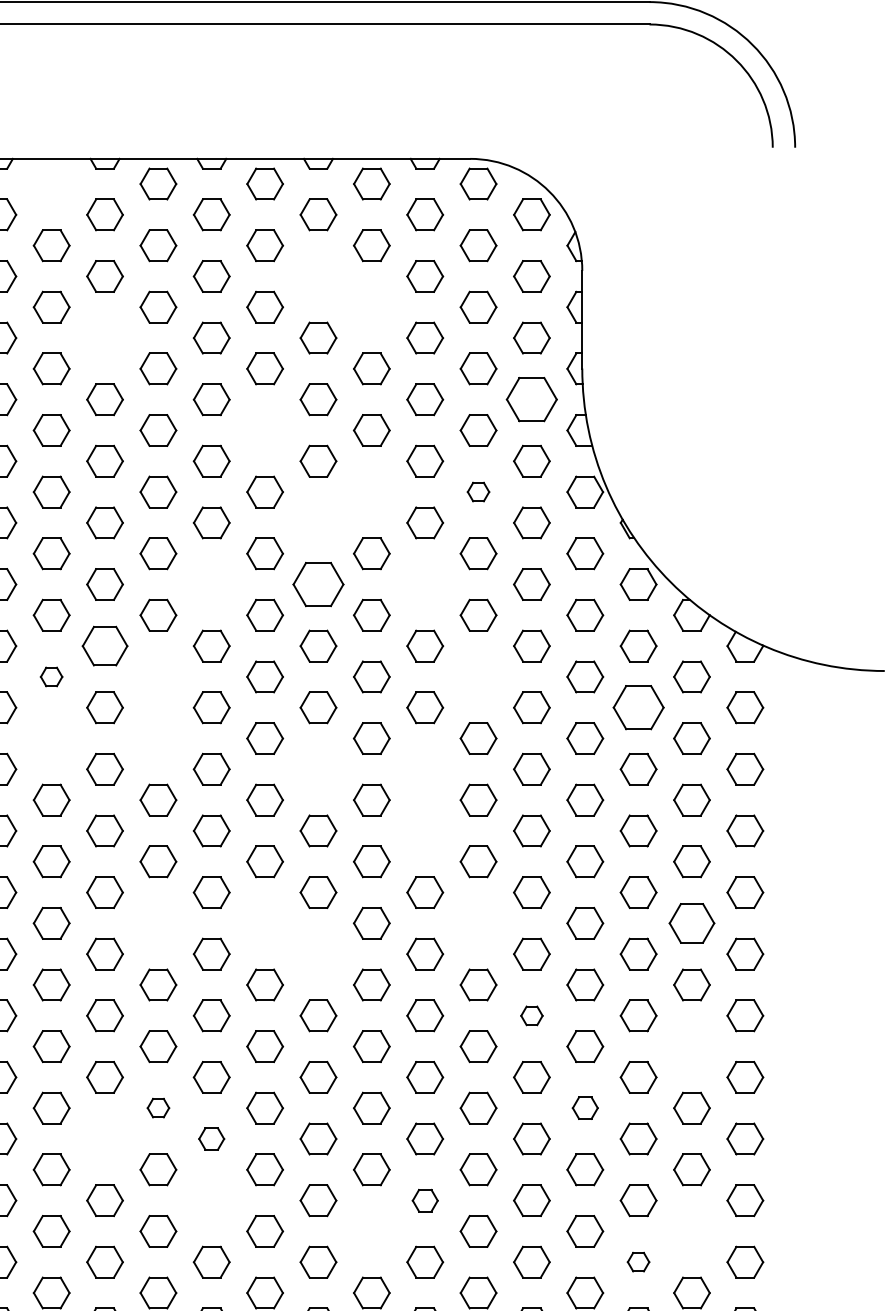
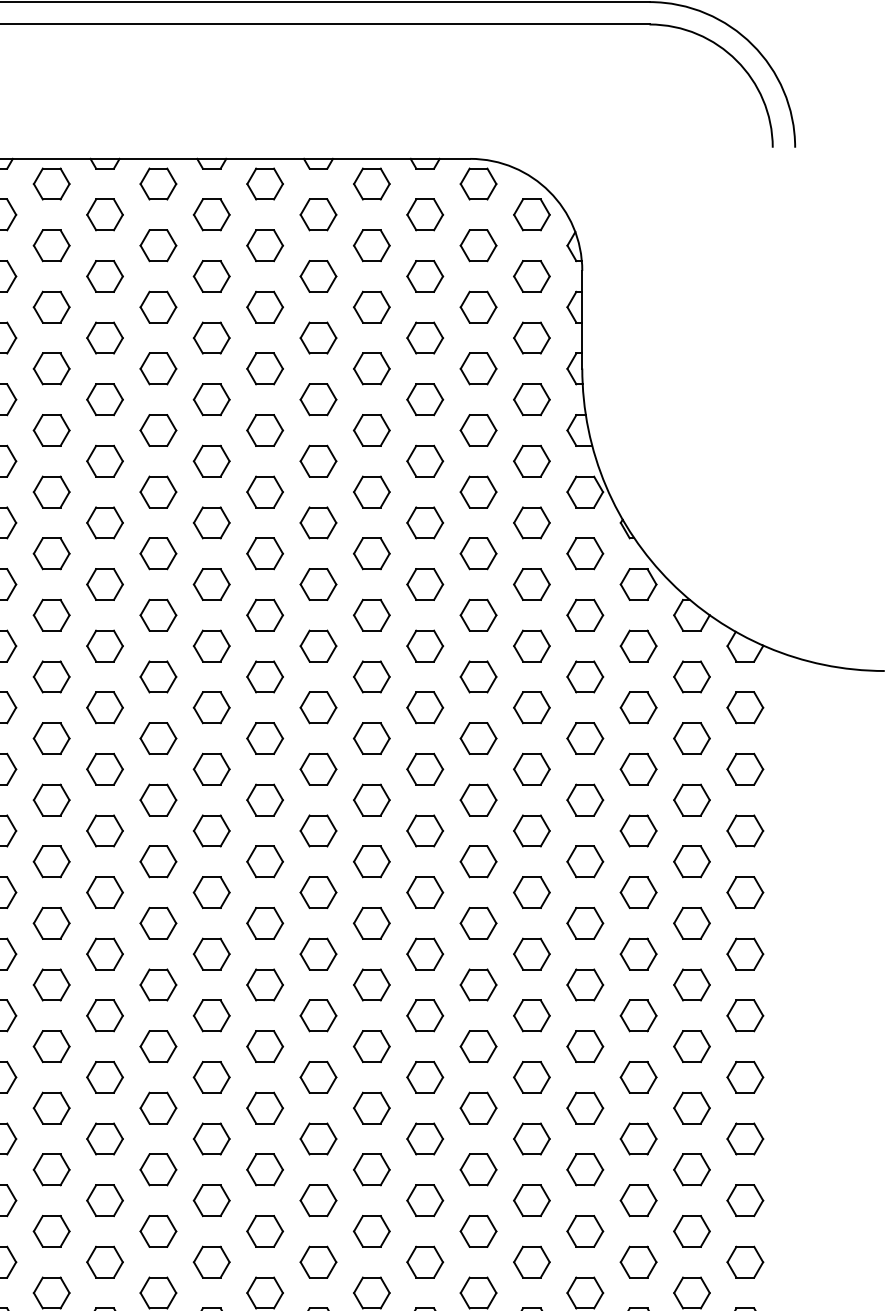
part: none -> present (51, 183)
part: none -> present (318, 276)
part: none -> present (371, 306)
part: none -> present (104, 337)
part size: 53x46 px -> 38x34 px (531, 399)
part: none -> present (265, 430)
part: none -> present (371, 491)
part size: 25x22 px -> 39x34 px (478, 491)
part: none -> present (318, 522)
part: none -> present (211, 584)
part size: 53x46 px -> 39x33 px (318, 584)
part: none -> present (425, 584)
part size: 48x42 px -> 38x34 px (104, 645)
part size: 25x22 px -> 39x34 px (51, 676)
part: none -> present (158, 676)
part: none -> present (478, 676)
part size: 53x46 px -> 39x34 px (638, 707)
part: none -> present (51, 738)
part: none -> present (158, 738)
part: none -> present (318, 768)
part: none -> present (425, 768)
part: none -> present (425, 830)
part: none -> present (158, 922)
part: none -> present (478, 922)
part: none -> present (265, 923)
part size: 48x41 px -> 38x33 px (691, 923)
part: none -> present (318, 953)
part size: 24x22 px -> 38x34 px (531, 1015)
part: none -> present (691, 1046)
part size: 25x22 px -> 39x34 px (158, 1107)
part size: 28x24 px -> 39x34 px (585, 1107)
part: none -> present (104, 1138)
part size: 28x24 px -> 39x34 px (211, 1138)
part: none -> present (211, 1200)
part size: 28x25 px -> 39x34 px (425, 1200)
part: none -> present (371, 1231)
part: none -> present (691, 1231)
part size: 25x22 px -> 39x34 px (638, 1261)
